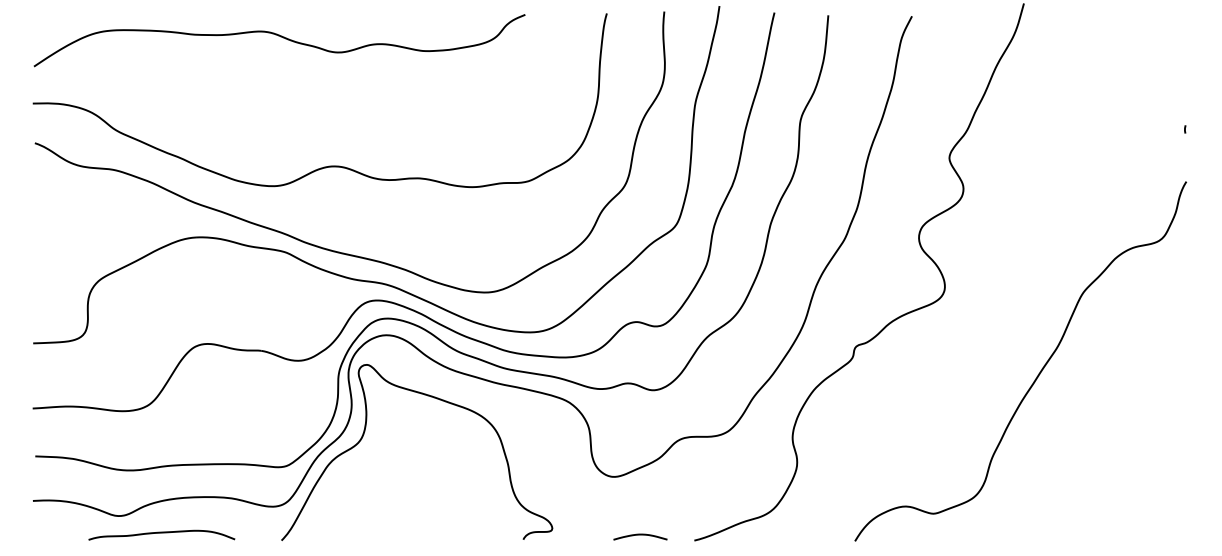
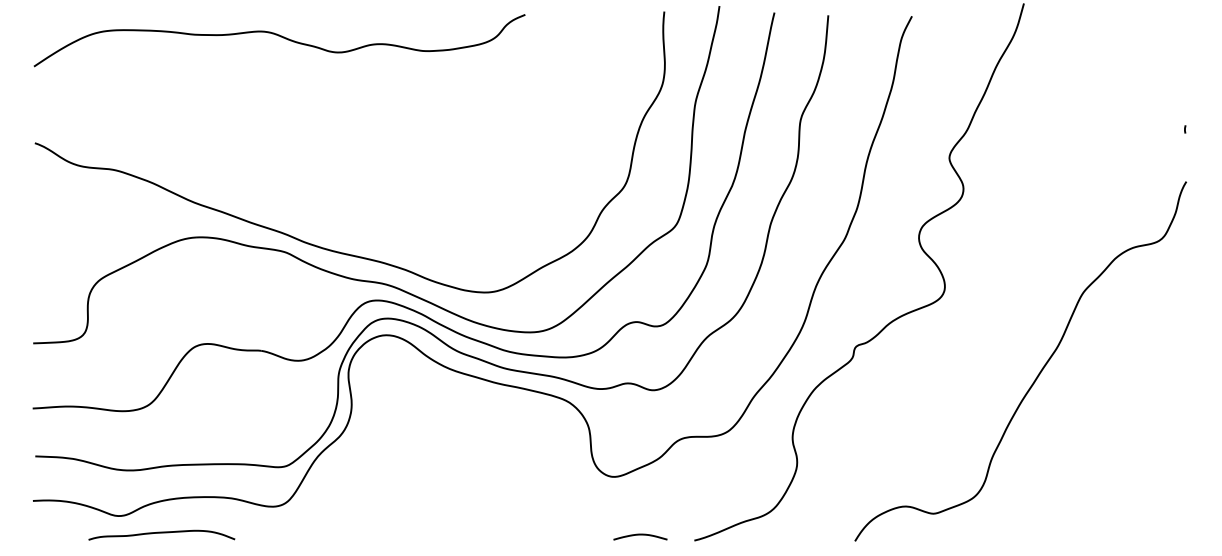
curve: present -> none (329, 165)
curve: present -> none (364, 434)
